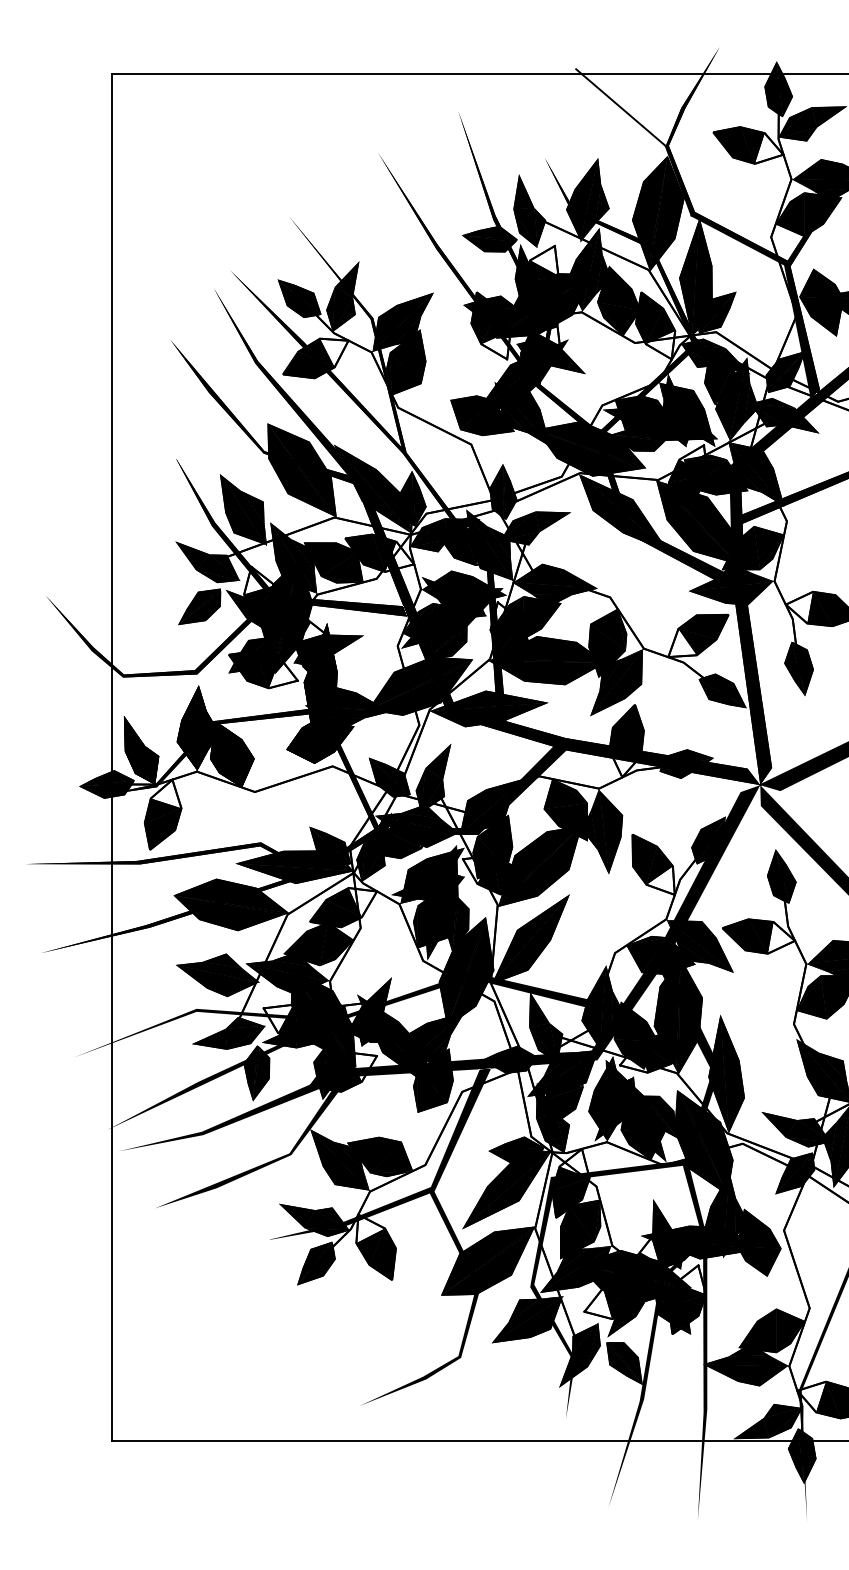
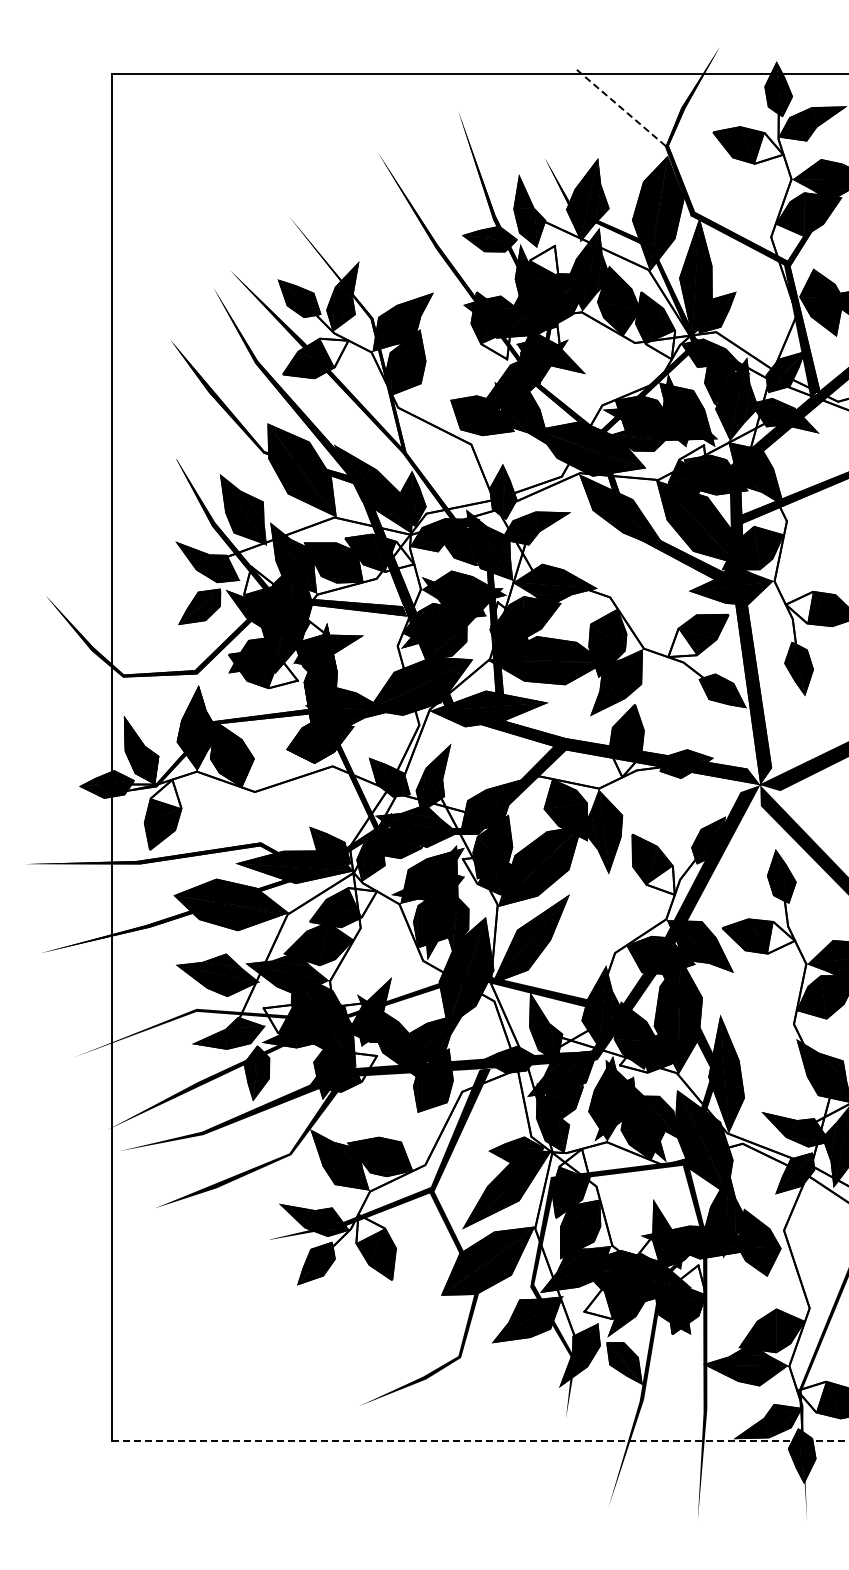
line: solid -> dashed (620, 107)
line: solid -> dashed (480, 1440)
